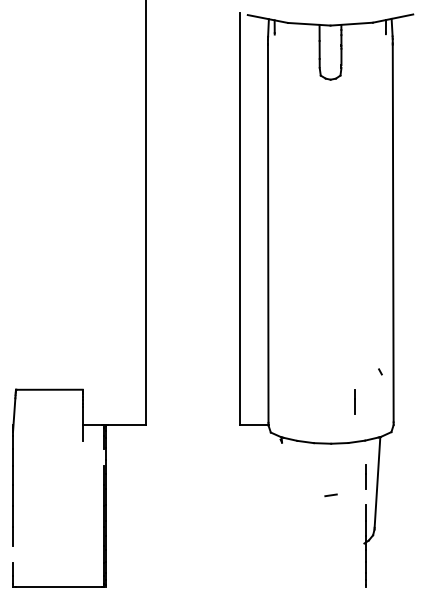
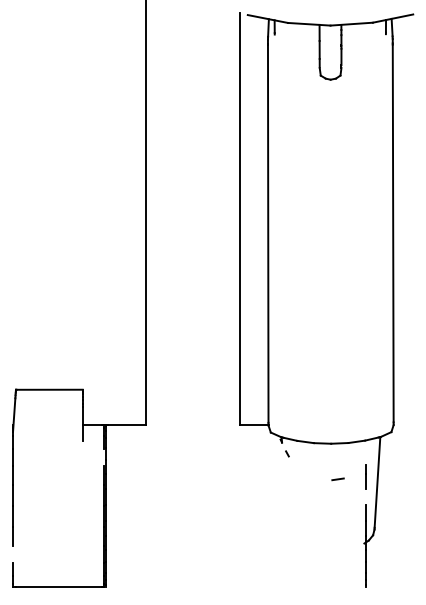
line position: (380, 371) -> (287, 453) (287, 453)
line: present -> none (354, 401)
line position: (330, 495) -> (337, 479) (337, 479)
